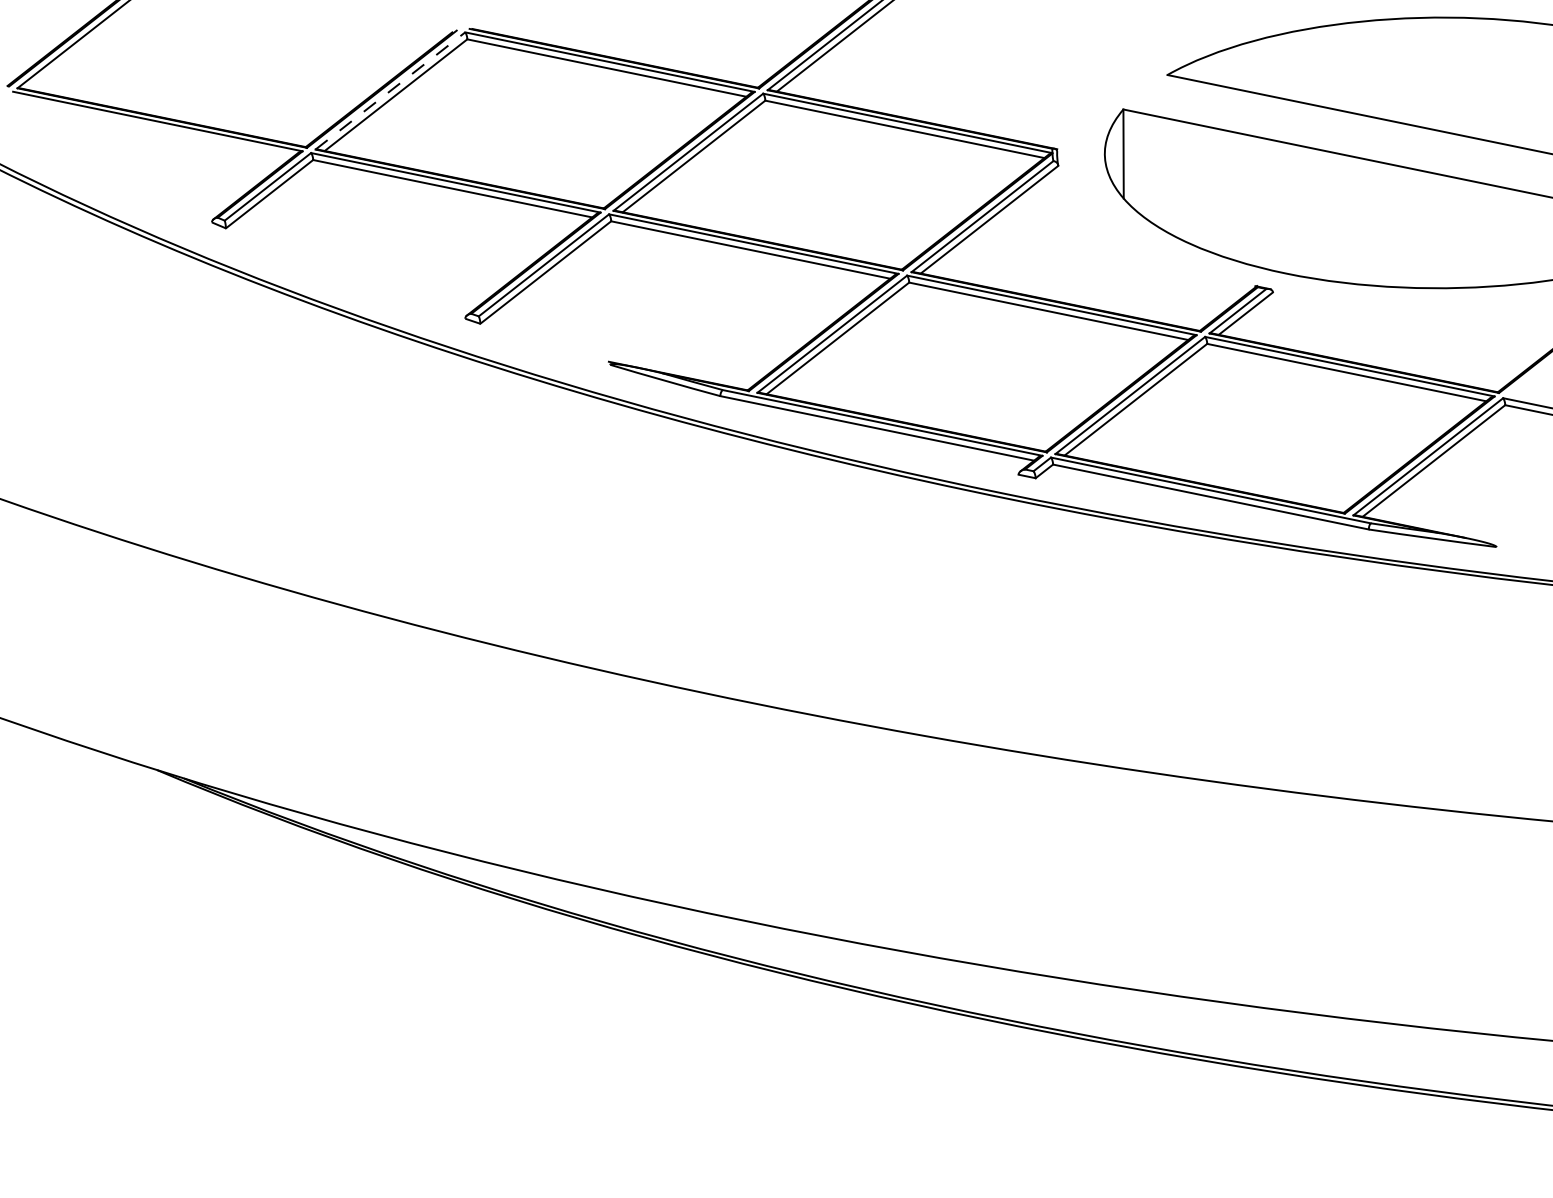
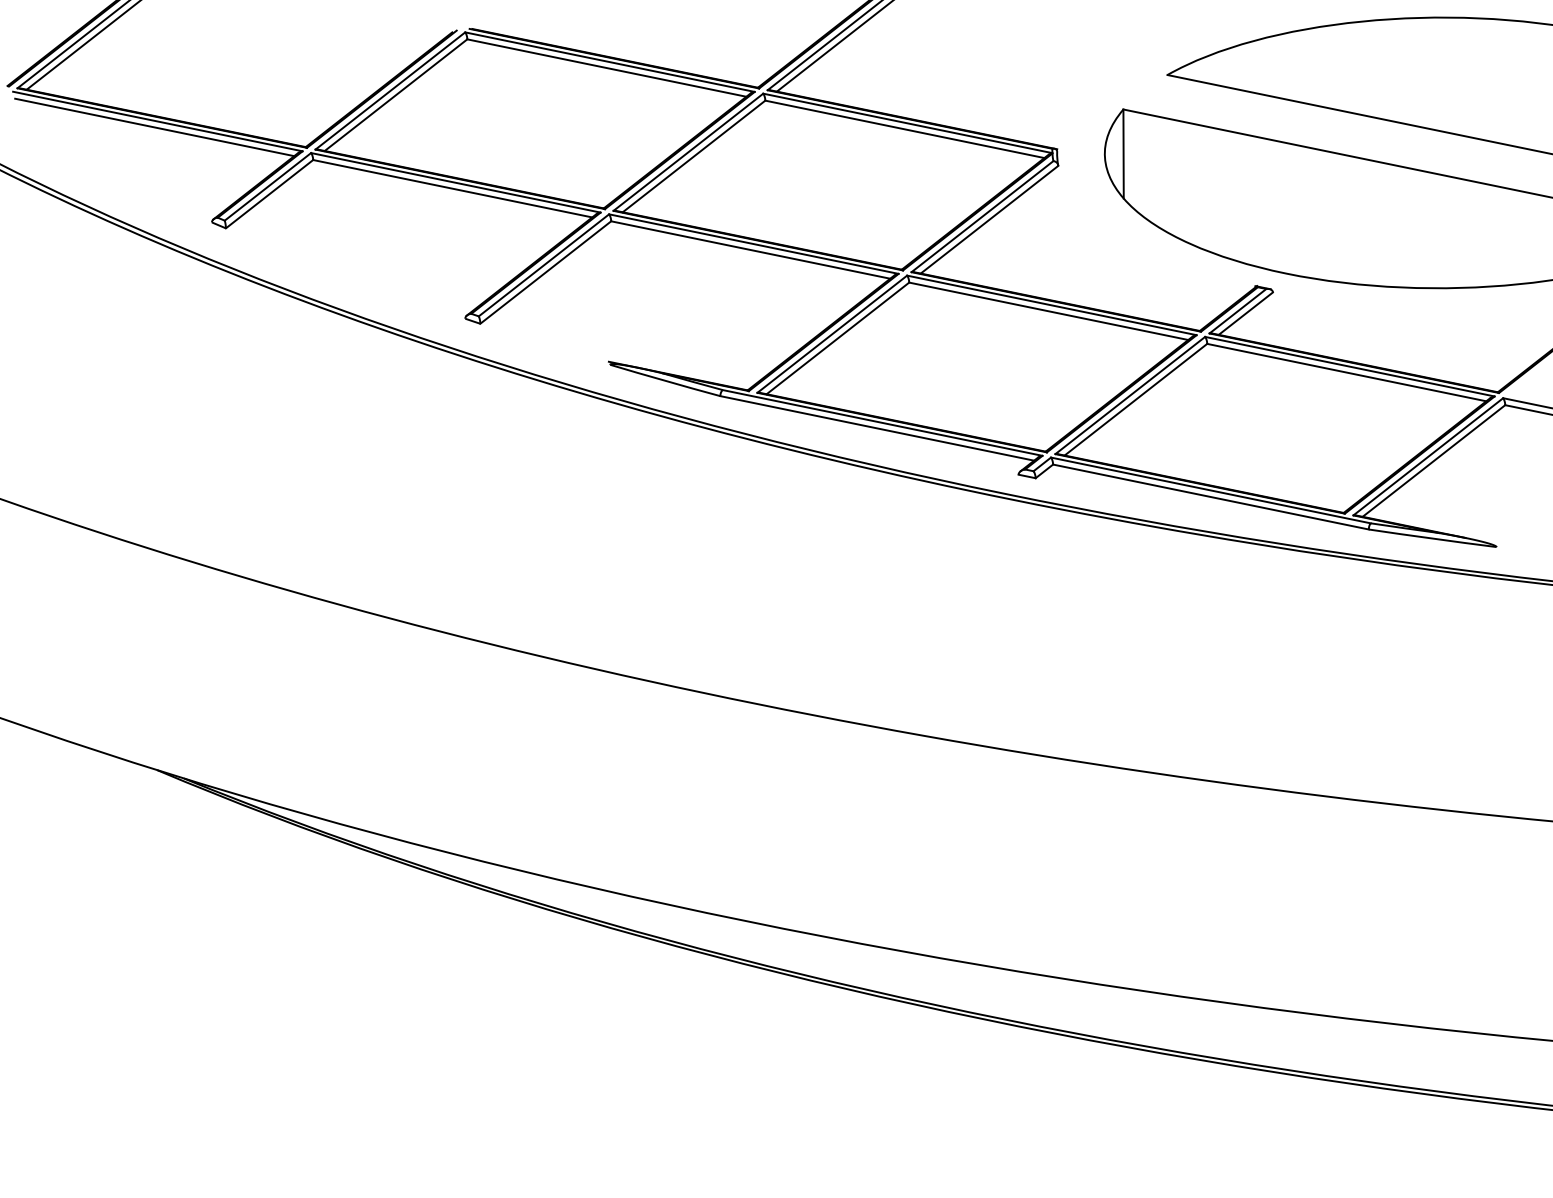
line: none -> present (82, 45)
line: dashed -> solid (390, 90)
line: none -> present (154, 127)
